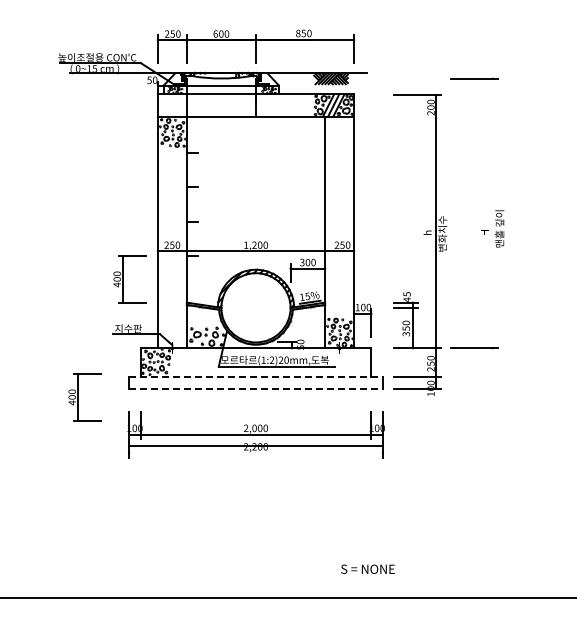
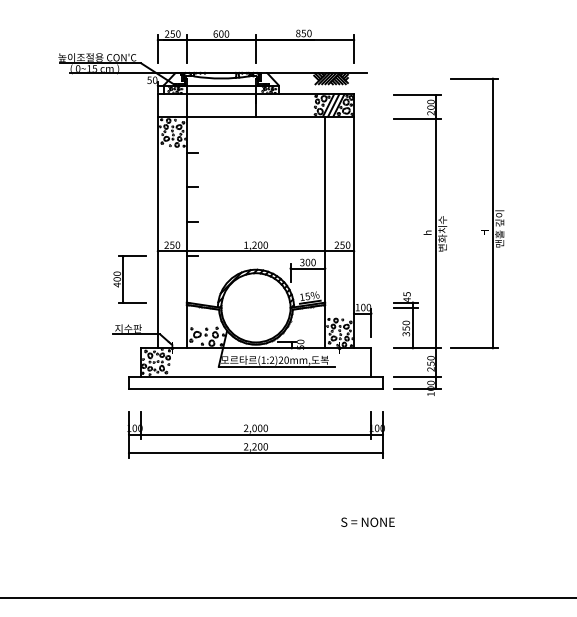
line: none -> present (417, 118)
line: none -> present (492, 213)
line: dashed -> solid (255, 377)
line: dashed -> solid (255, 388)
part: present -> none (84, 397)
line position: (255, 446) -> (255, 453) (255, 453)
text position: (367, 568) -> (367, 521) (367, 521)
